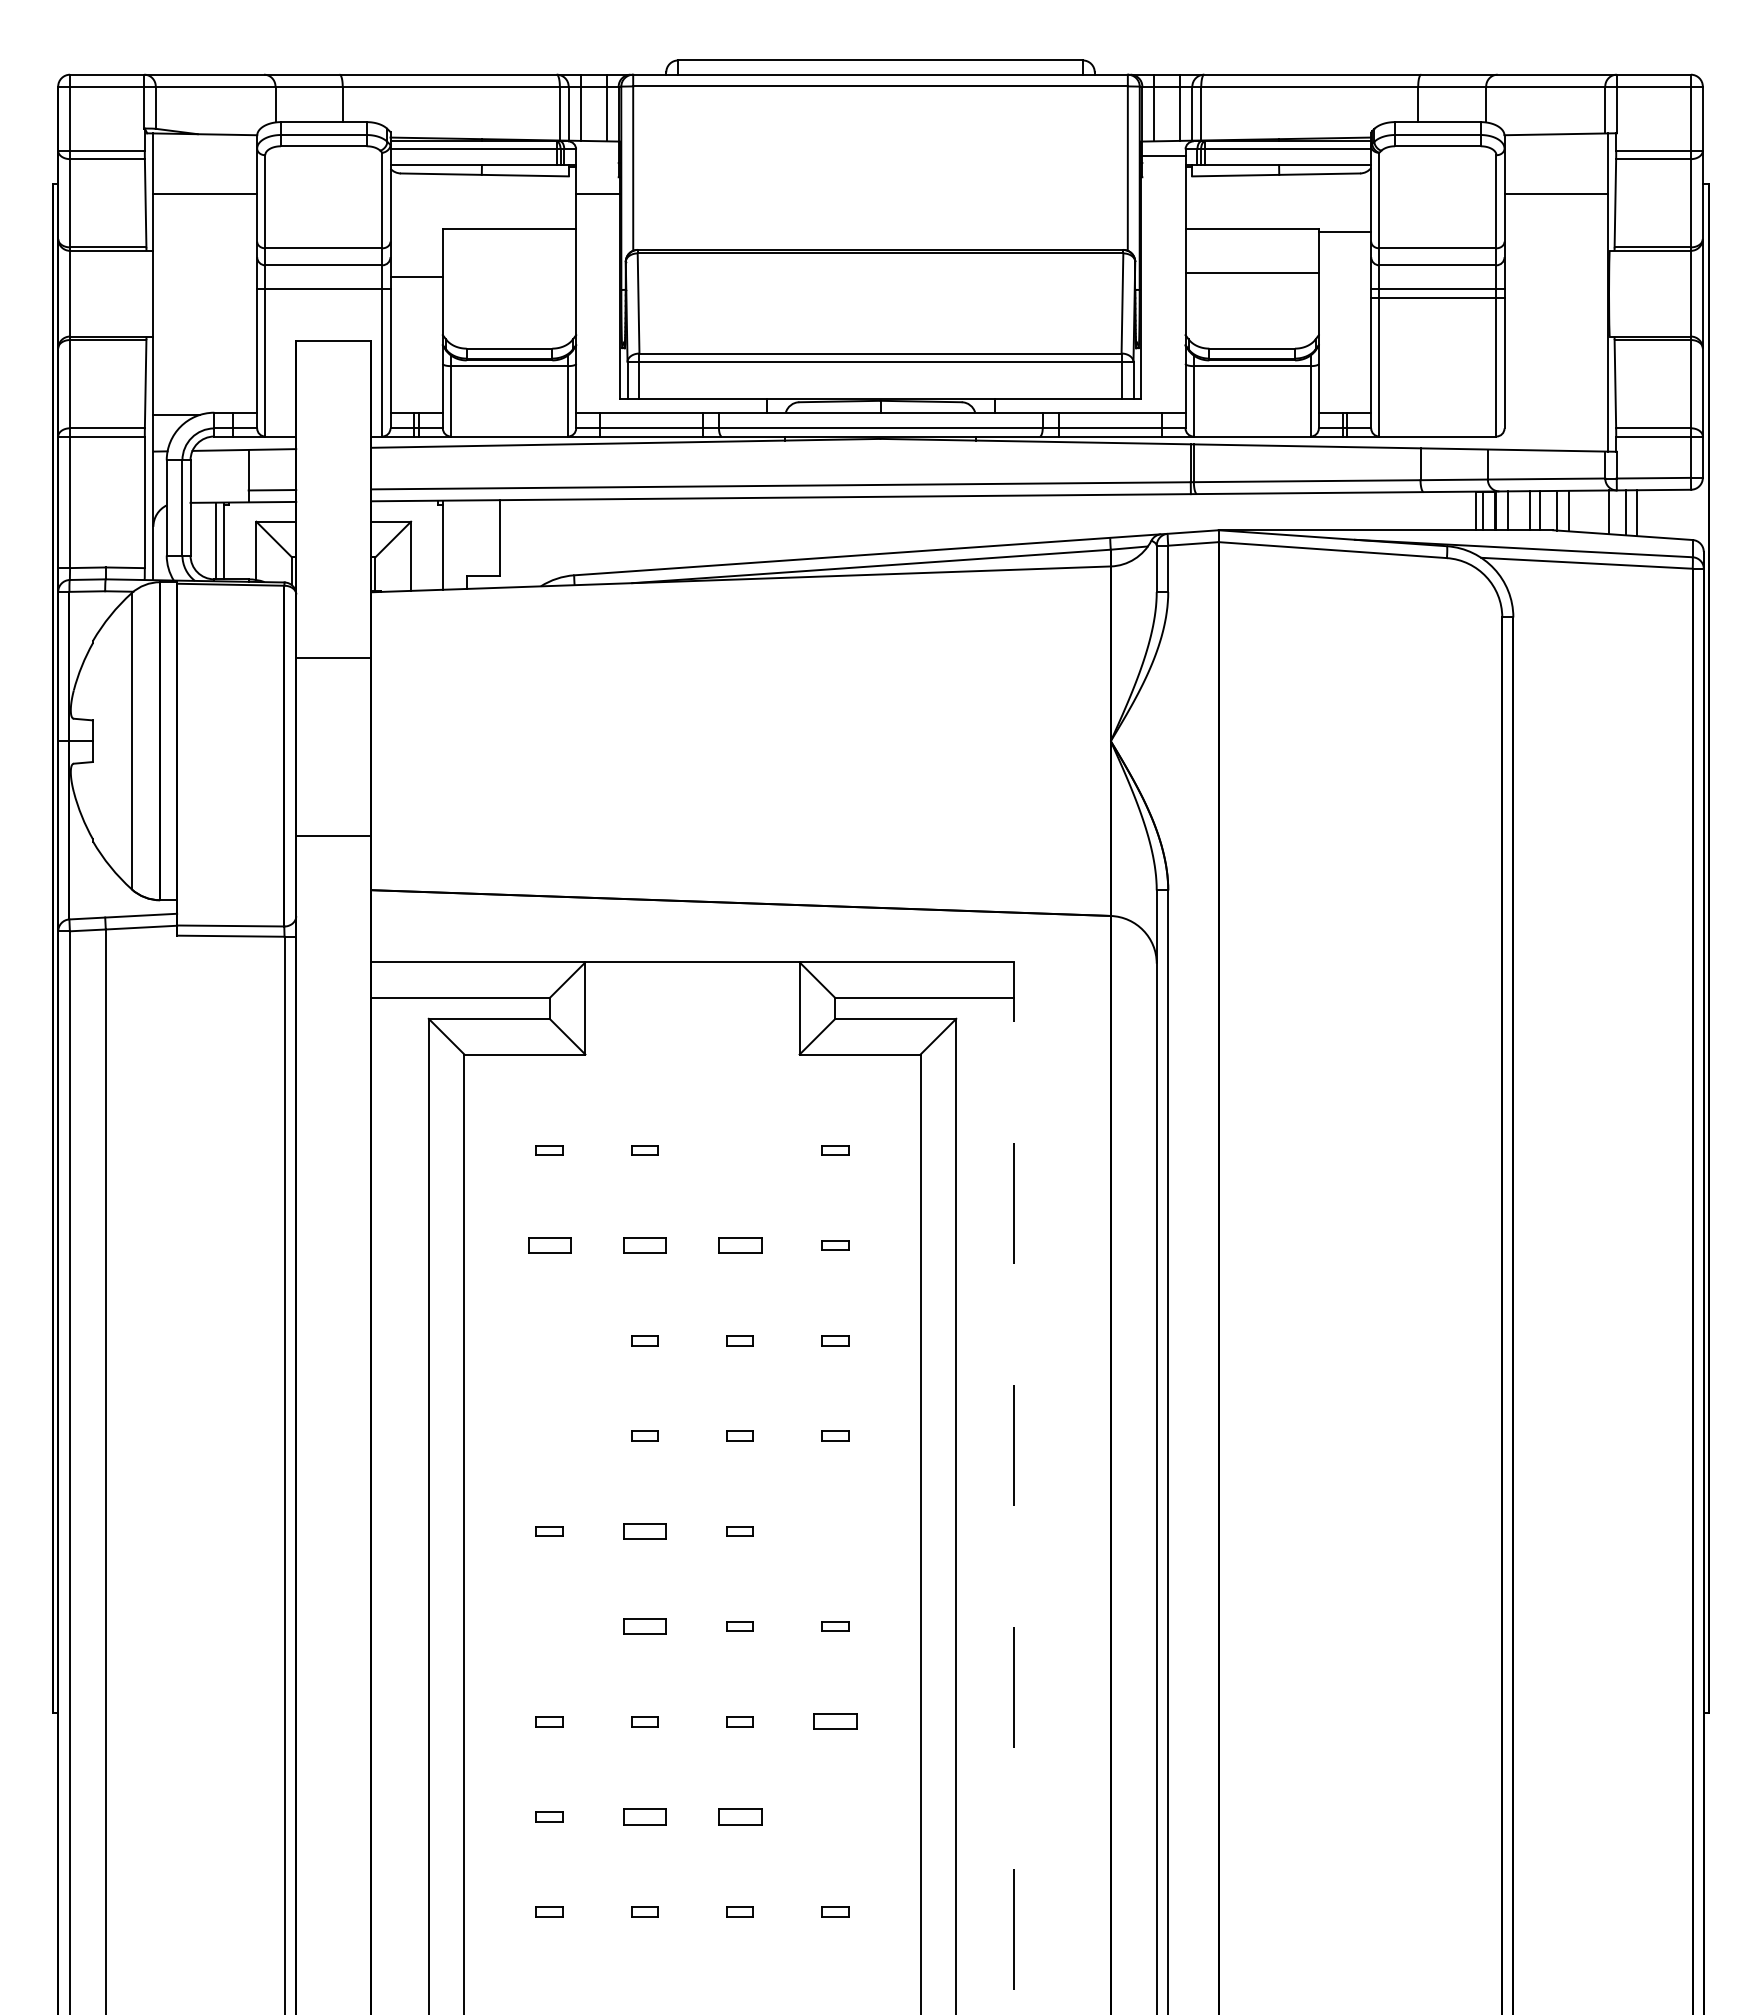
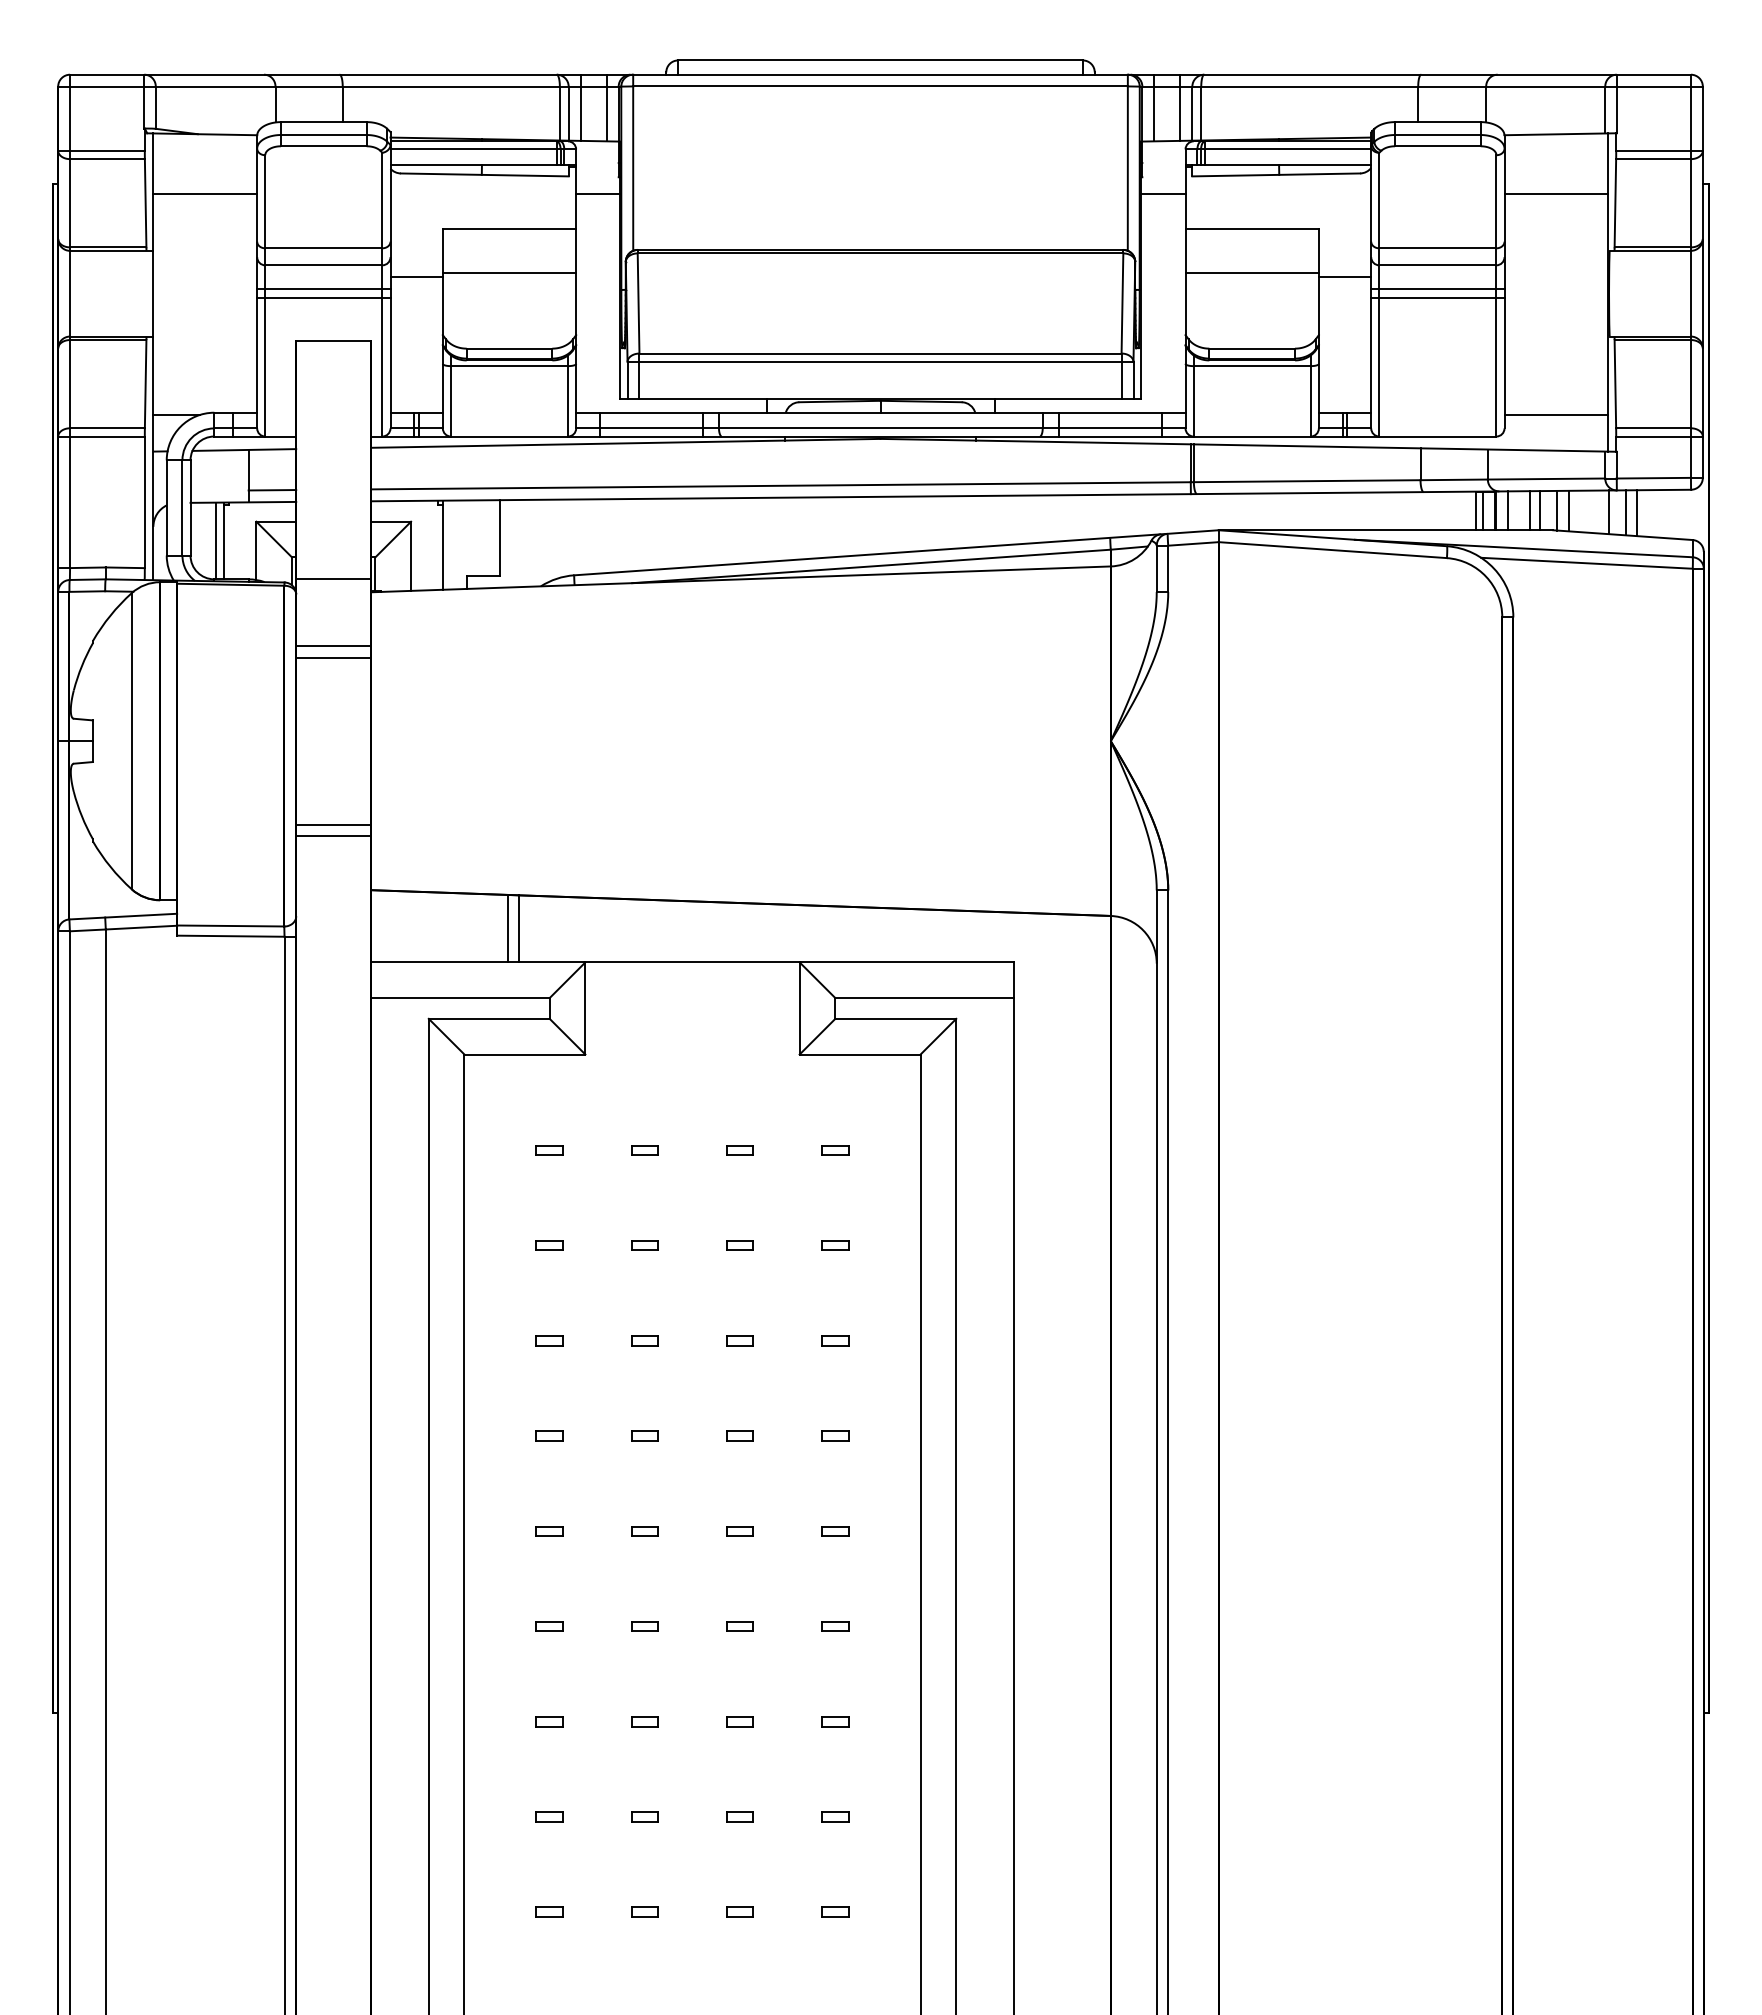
line position: (1163, 155) -> (1163, 193) (1163, 193)
line position: (1344, 231) -> (1344, 276) (1344, 276)
line: none -> present (509, 273)
line: none -> present (323, 298)
line: none -> present (1555, 415)
line: none -> present (333, 579)
line: none -> present (333, 645)
line: none -> present (333, 824)
line: none -> present (507, 928)
line: none -> present (519, 928)
part: none -> present (739, 1150)
part size: 44x17 px -> 29x11 px (549, 1245)
part size: 44x17 px -> 28x11 px (644, 1245)
part size: 45x17 px -> 28x11 px (739, 1245)
part: none -> present (549, 1340)
part: none -> present (549, 1435)
line: dashed -> solid (1013, 1488)
part size: 44x17 px -> 28x11 px (644, 1531)
part: none -> present (835, 1531)
part: none -> present (549, 1626)
part size: 44x17 px -> 28x11 px (644, 1626)
part size: 45x17 px -> 29x12 px (835, 1721)
part size: 44x18 px -> 28x12 px (644, 1816)
part size: 45x18 px -> 28x12 px (739, 1816)
part: none -> present (835, 1816)
